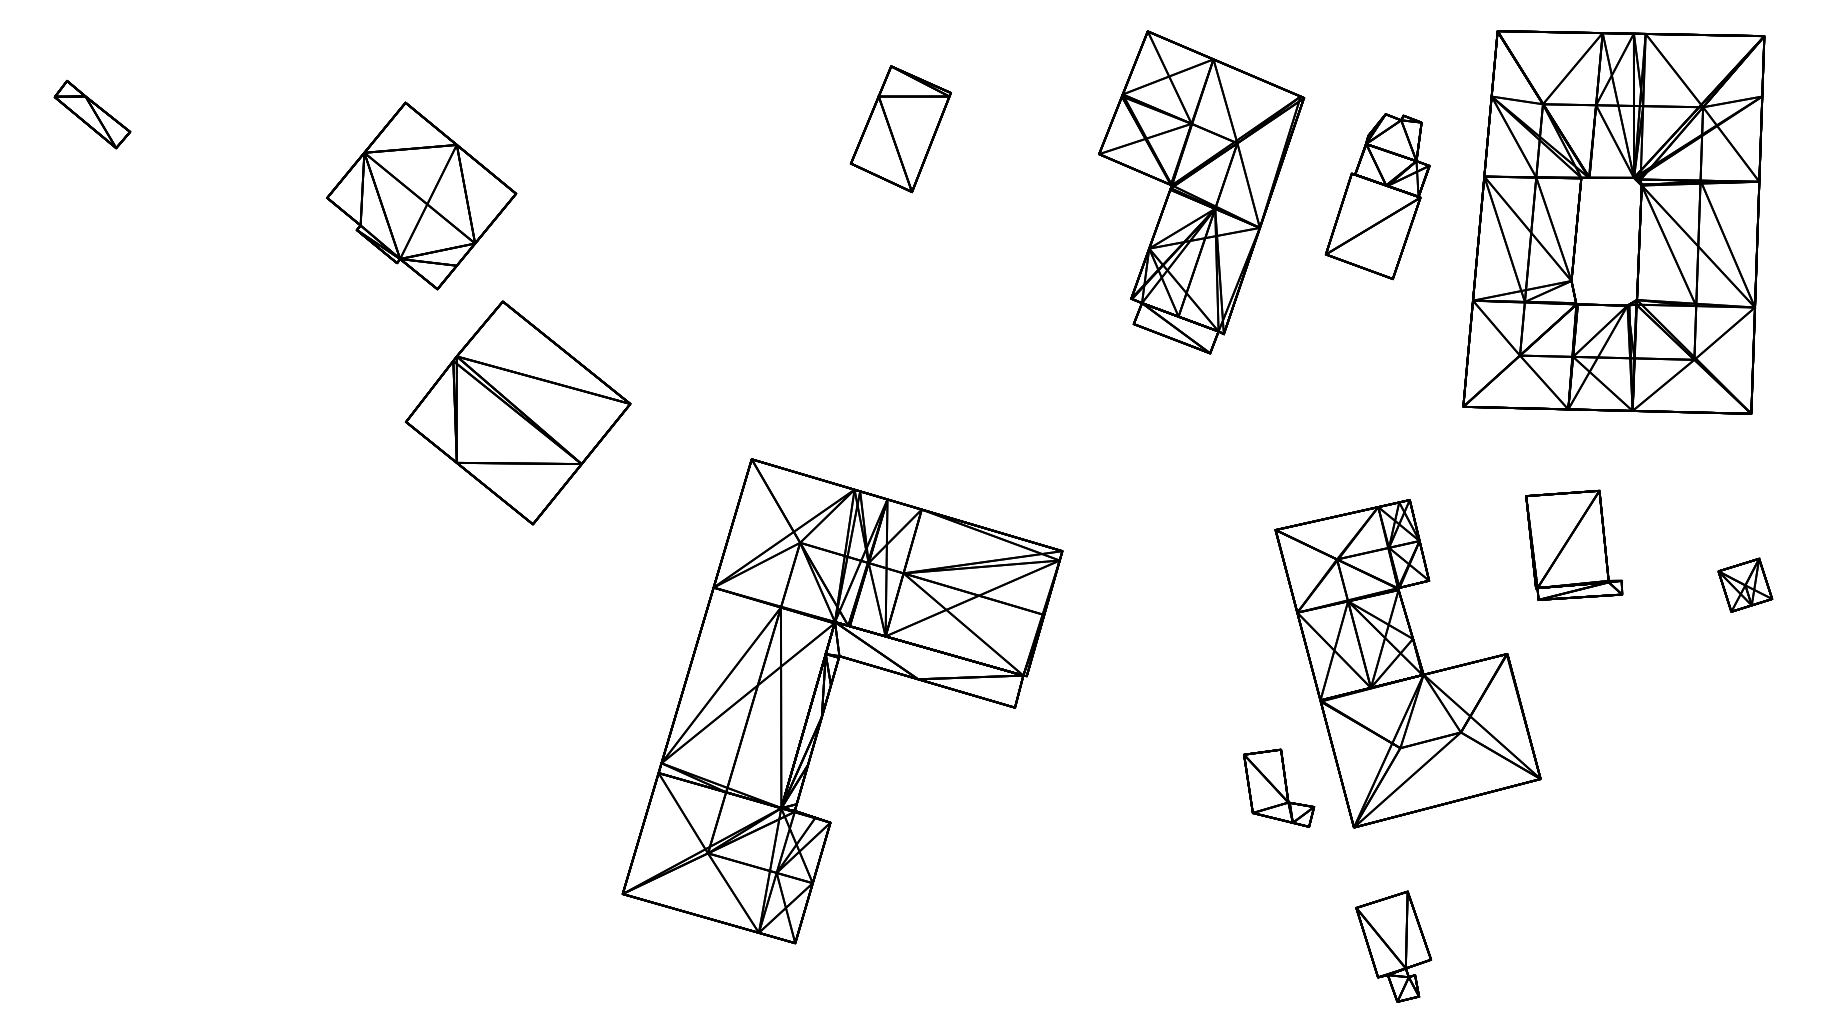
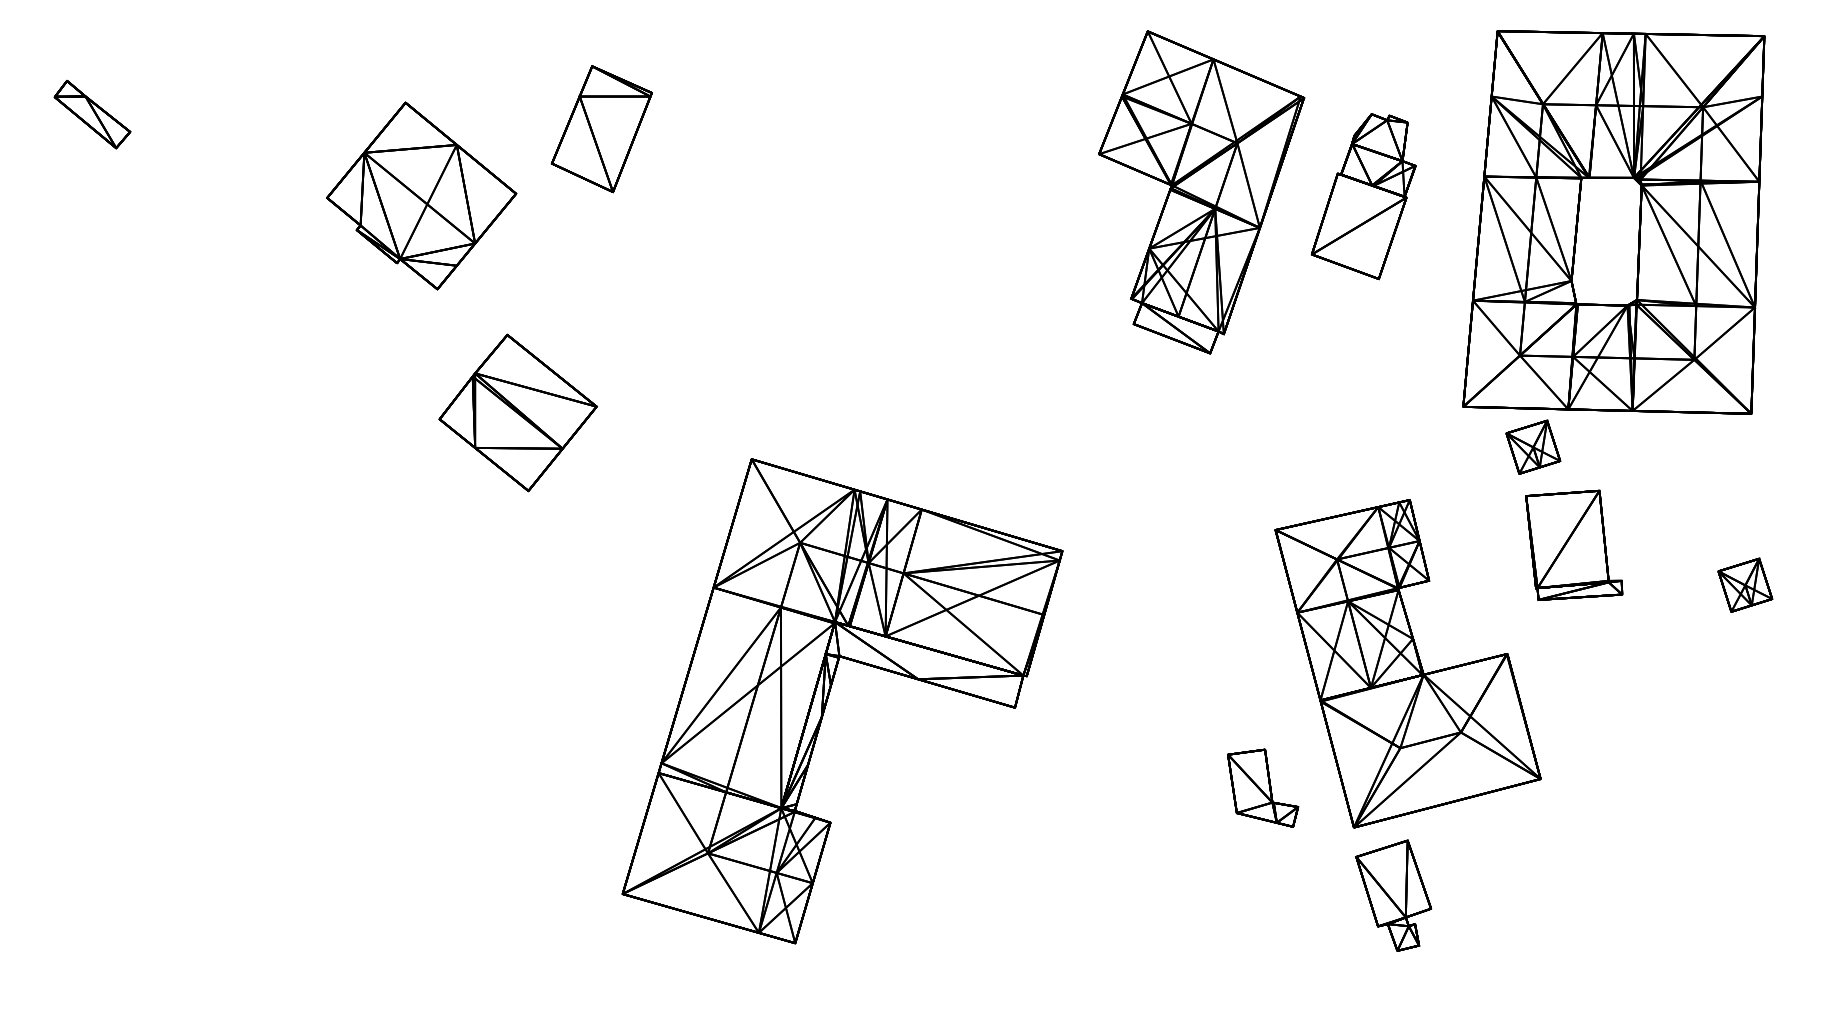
part position: (900, 129) -> (601, 129) (601, 129)
part position: (1377, 196) -> (1363, 196) (1363, 196)
part size: 228x226 px -> 160x160 px (517, 412)
part: none -> present (1533, 446)
part position: (1279, 787) -> (1263, 787) (1263, 787)
part position: (1393, 946) -> (1393, 895) (1393, 895)
